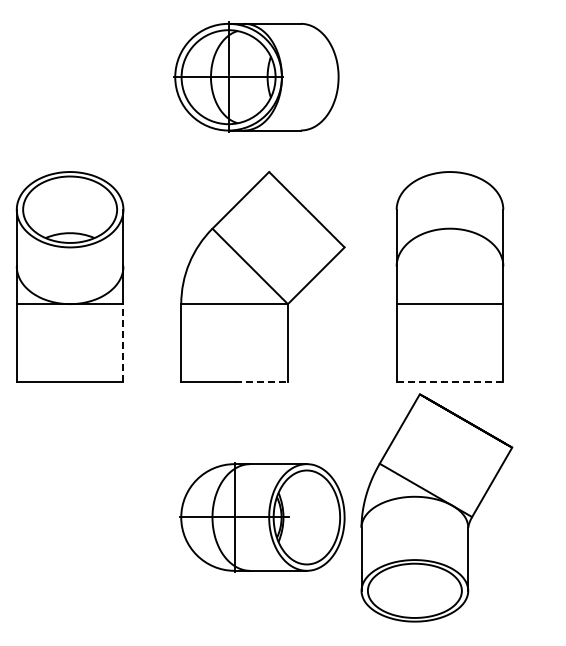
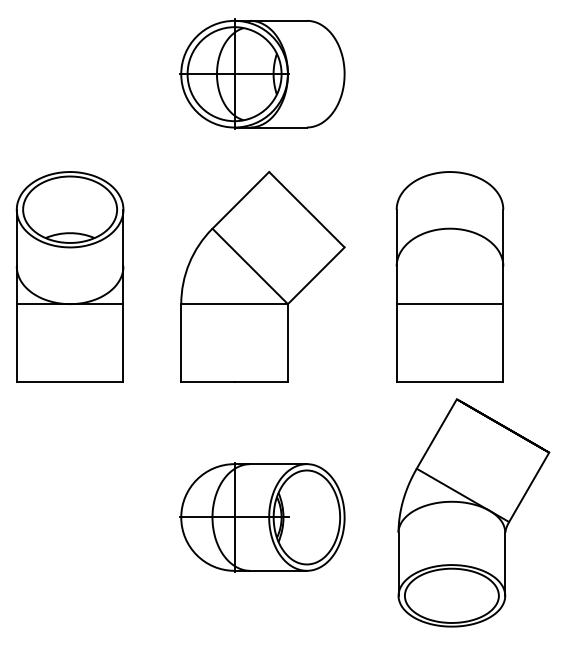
part position: (256, 76) -> (262, 73) (262, 73)
line: dashed -> solid (123, 342)
line: dashed -> solid (261, 381)
line: dashed -> solid (450, 381)
part position: (436, 507) -> (473, 512) (473, 512)
